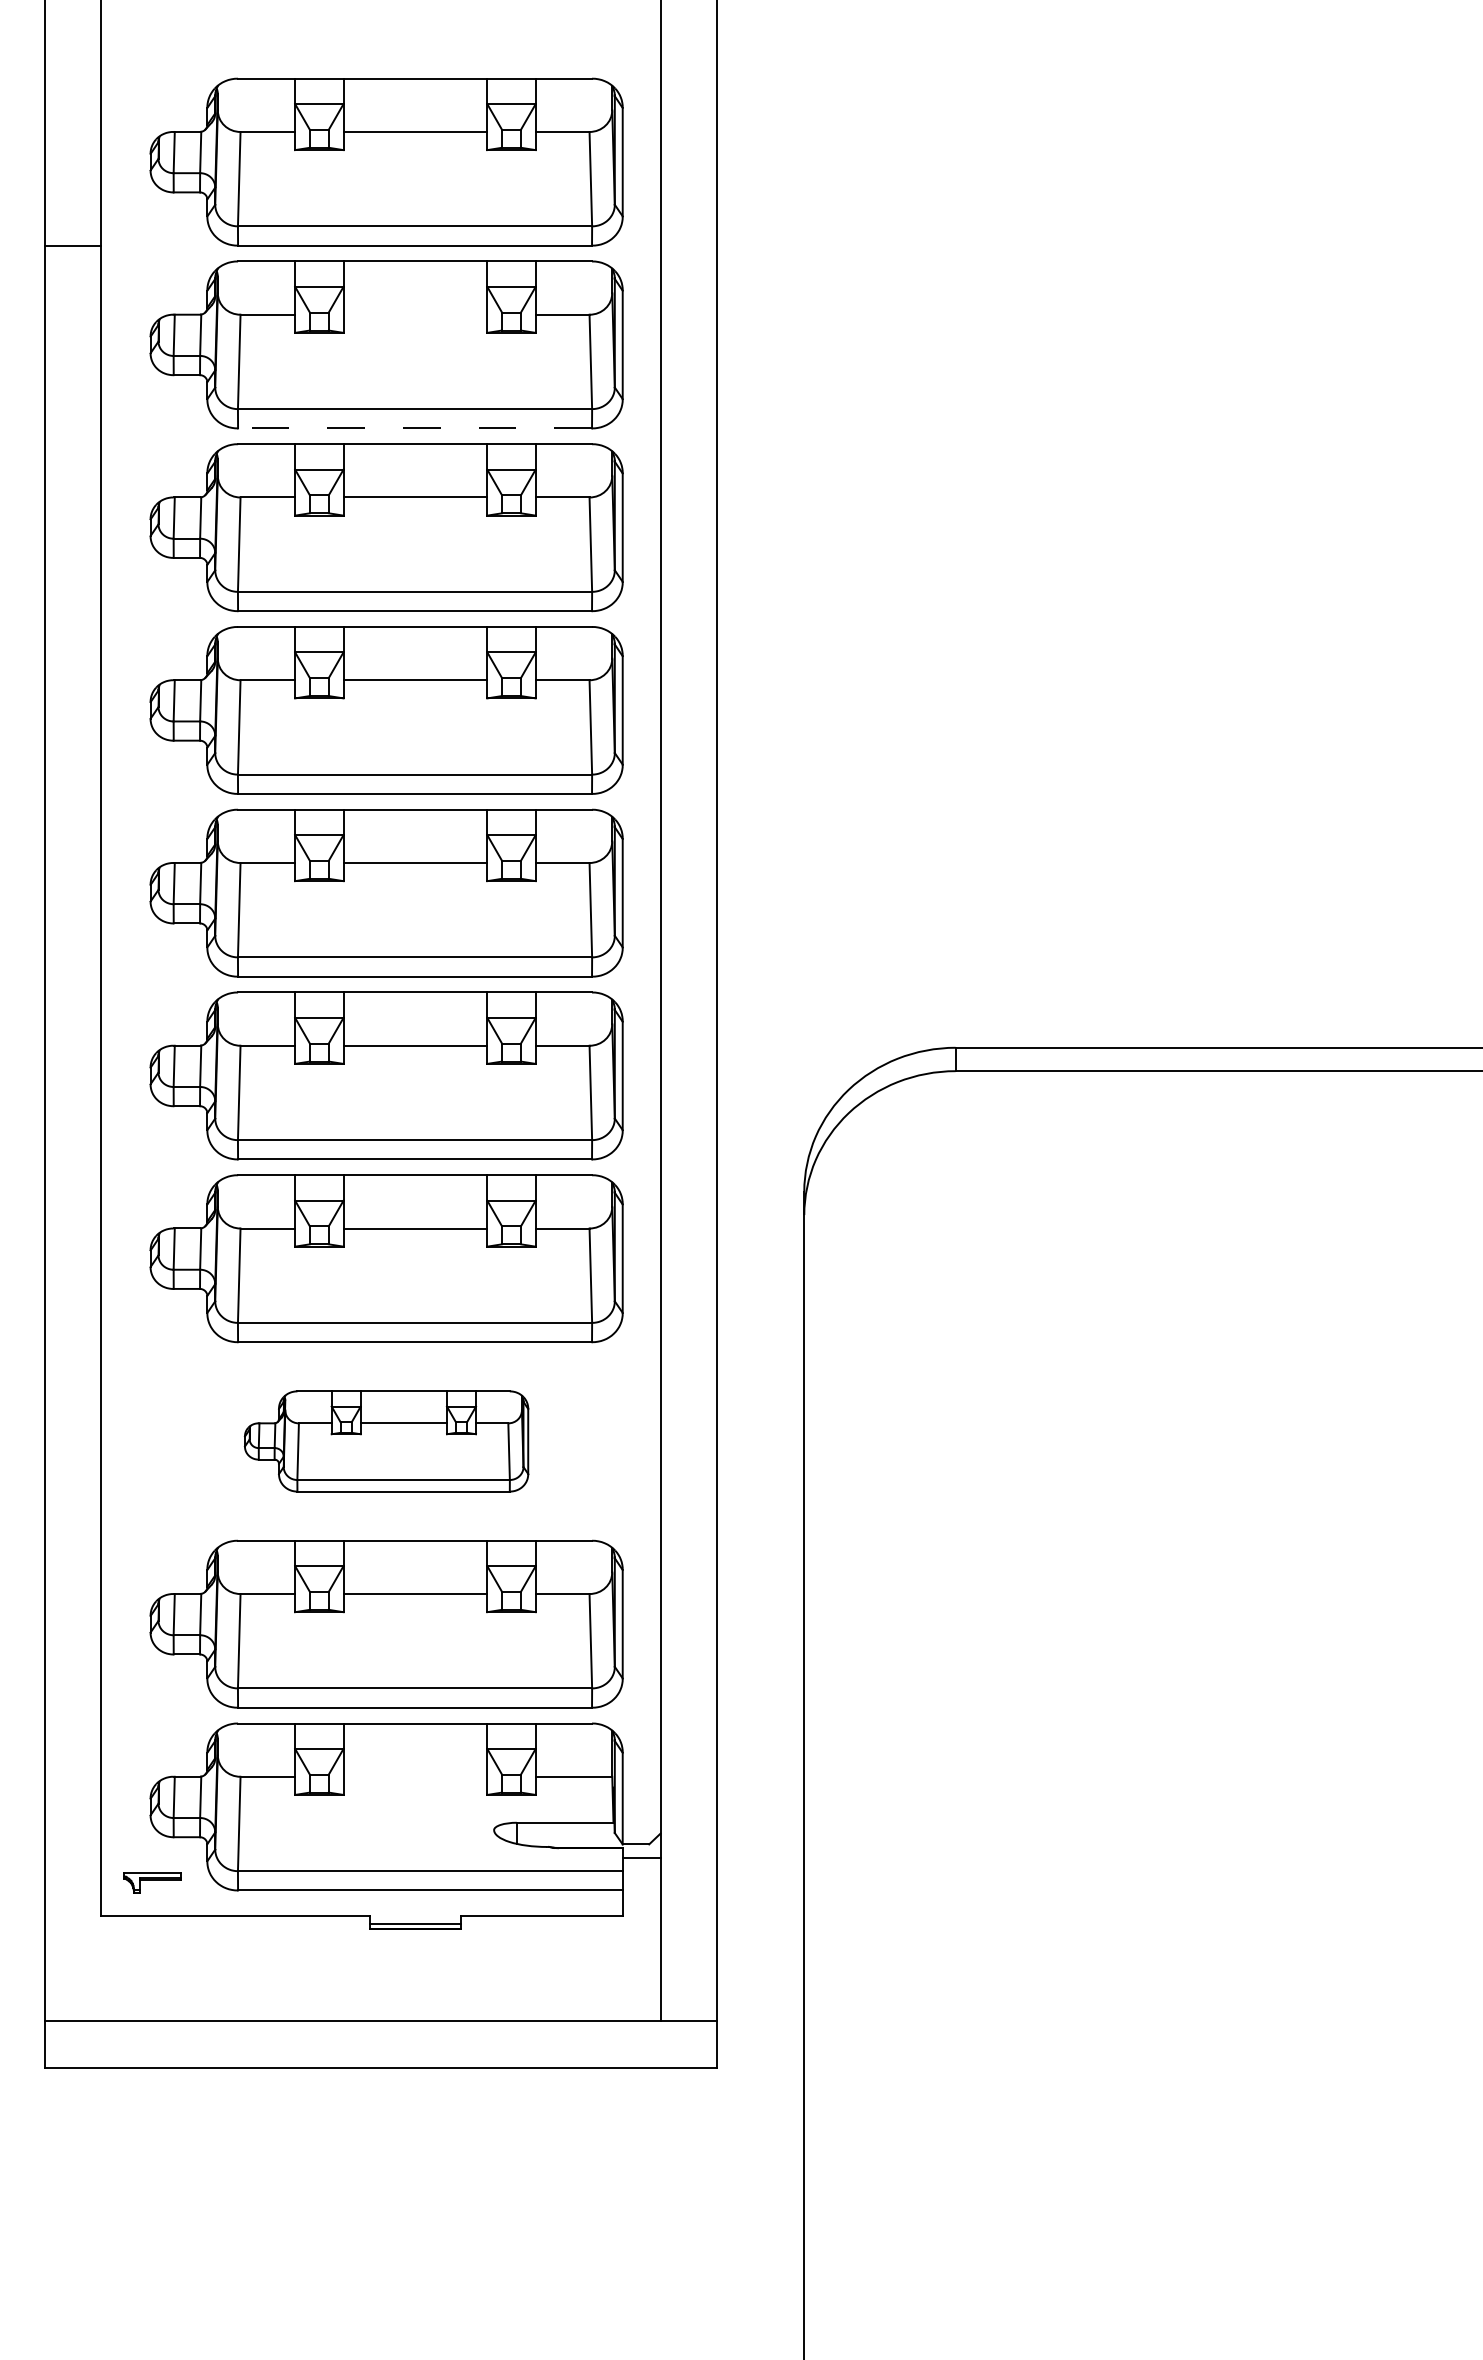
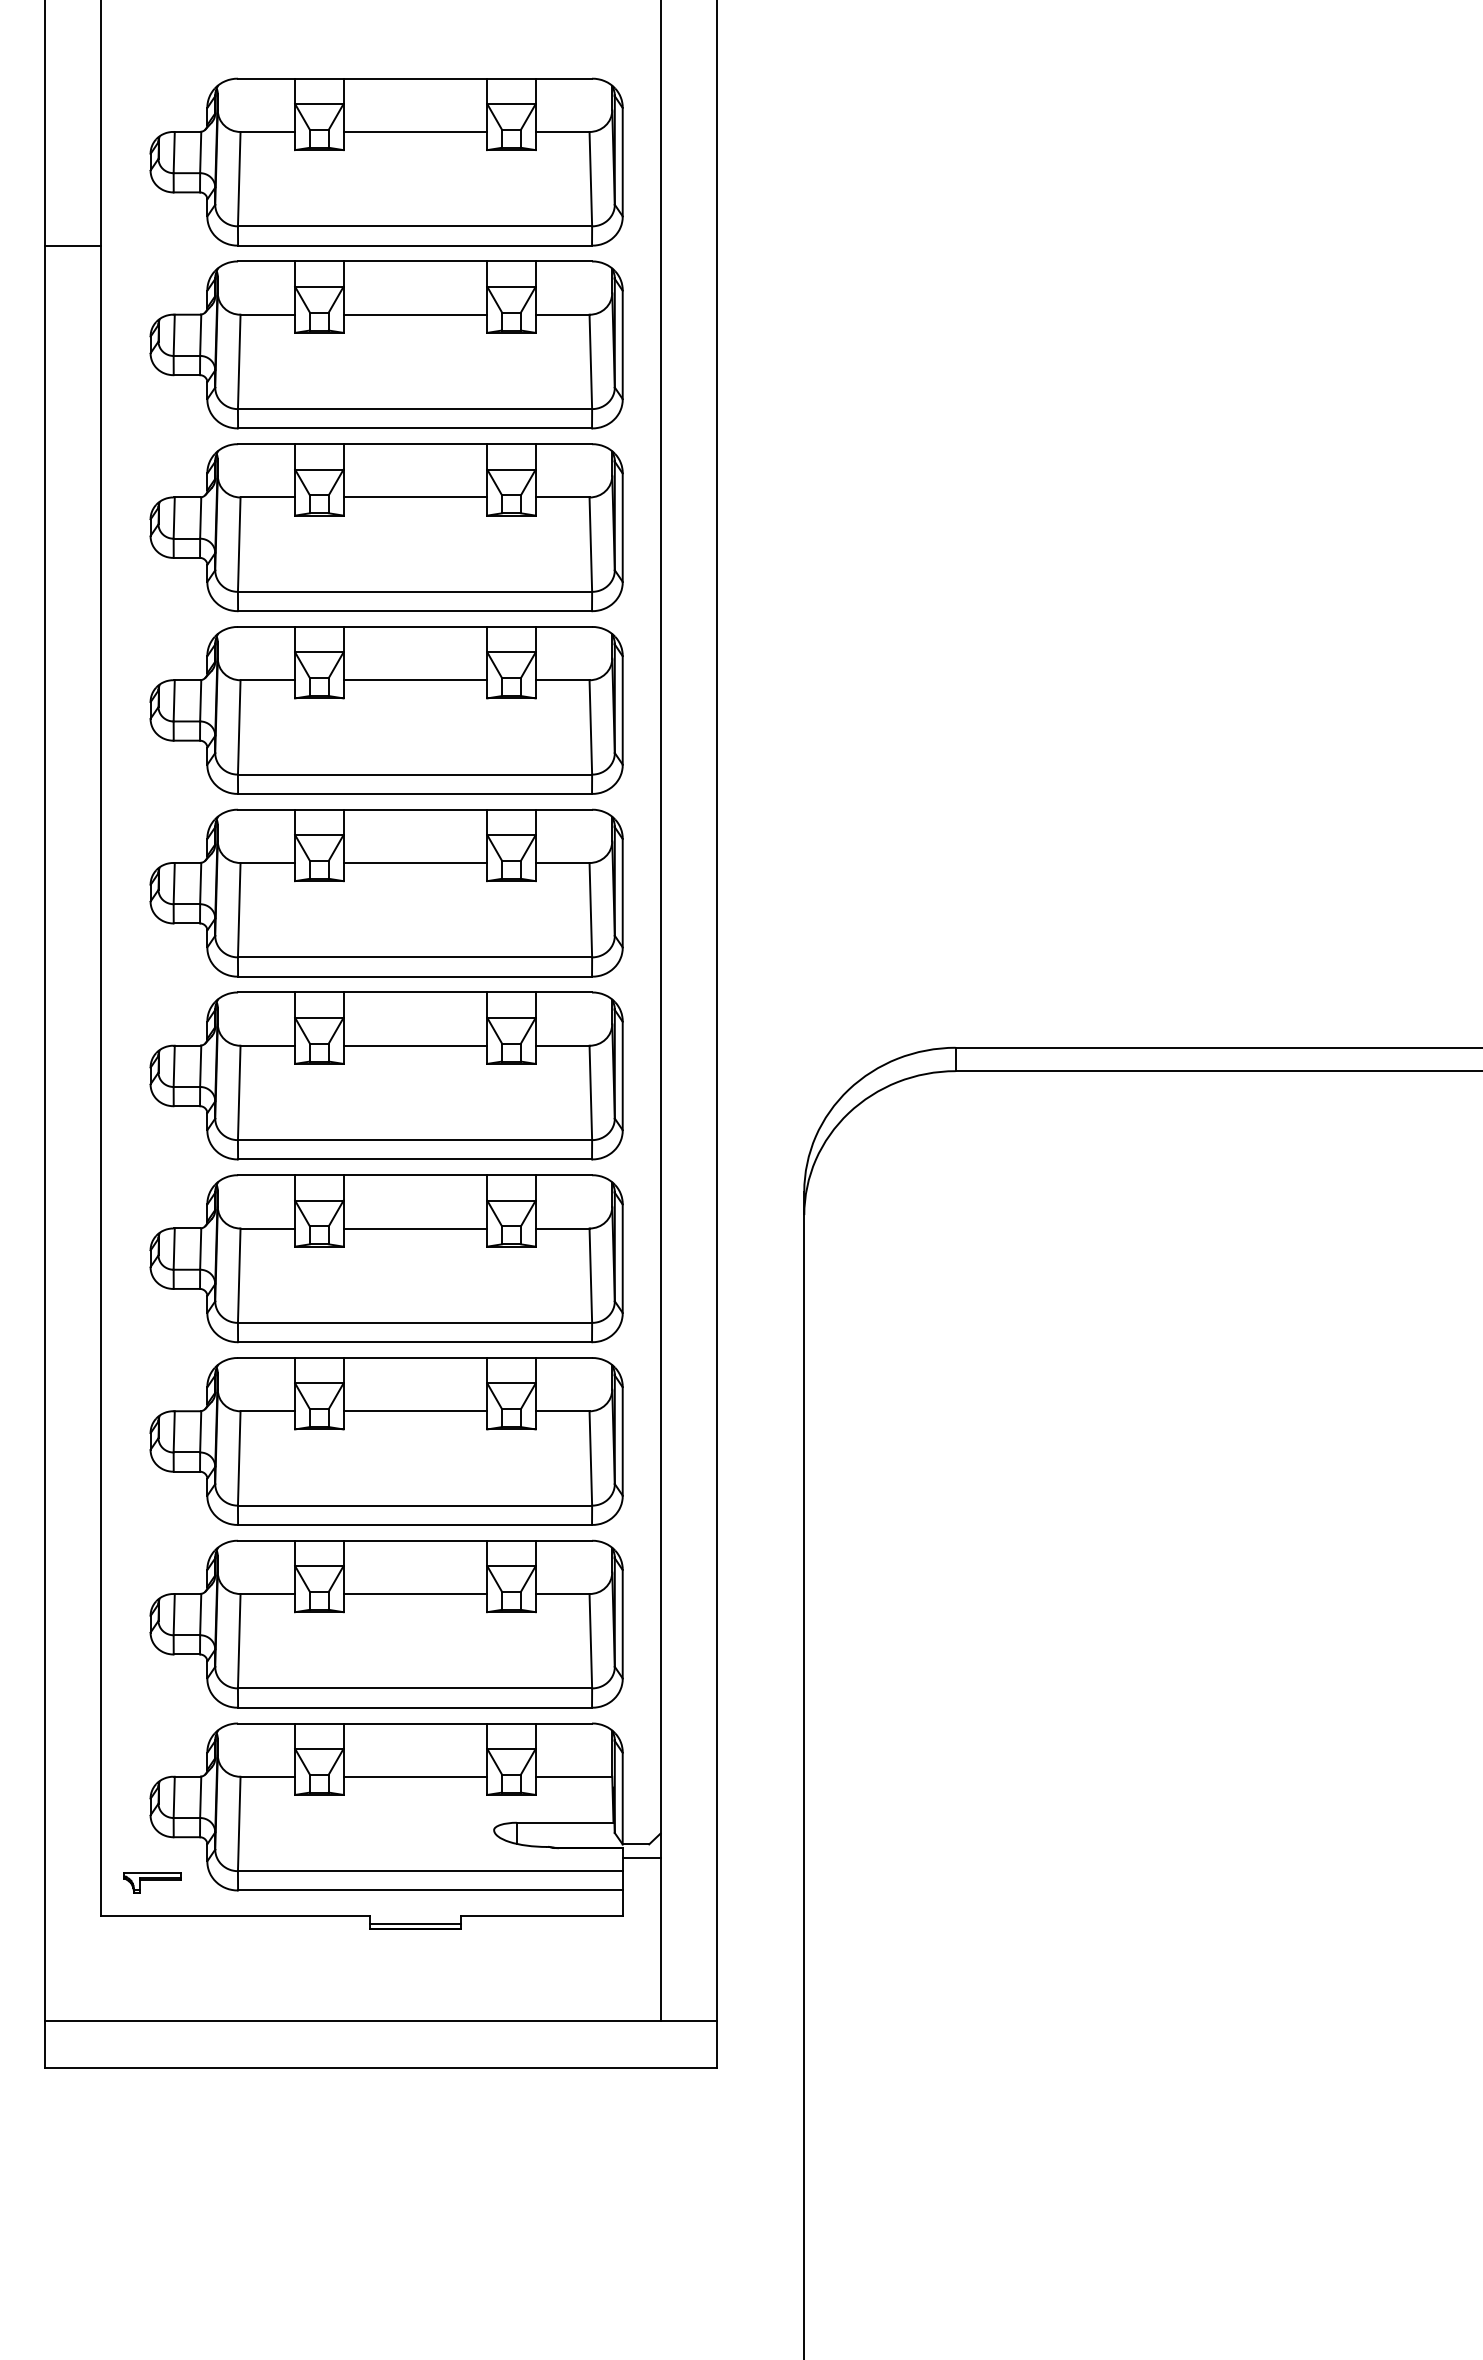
line: none -> present (415, 314)
line: dashed -> solid (415, 428)
part size: 287x103 px -> 475x169 px (386, 1441)
line: none -> present (415, 1776)
